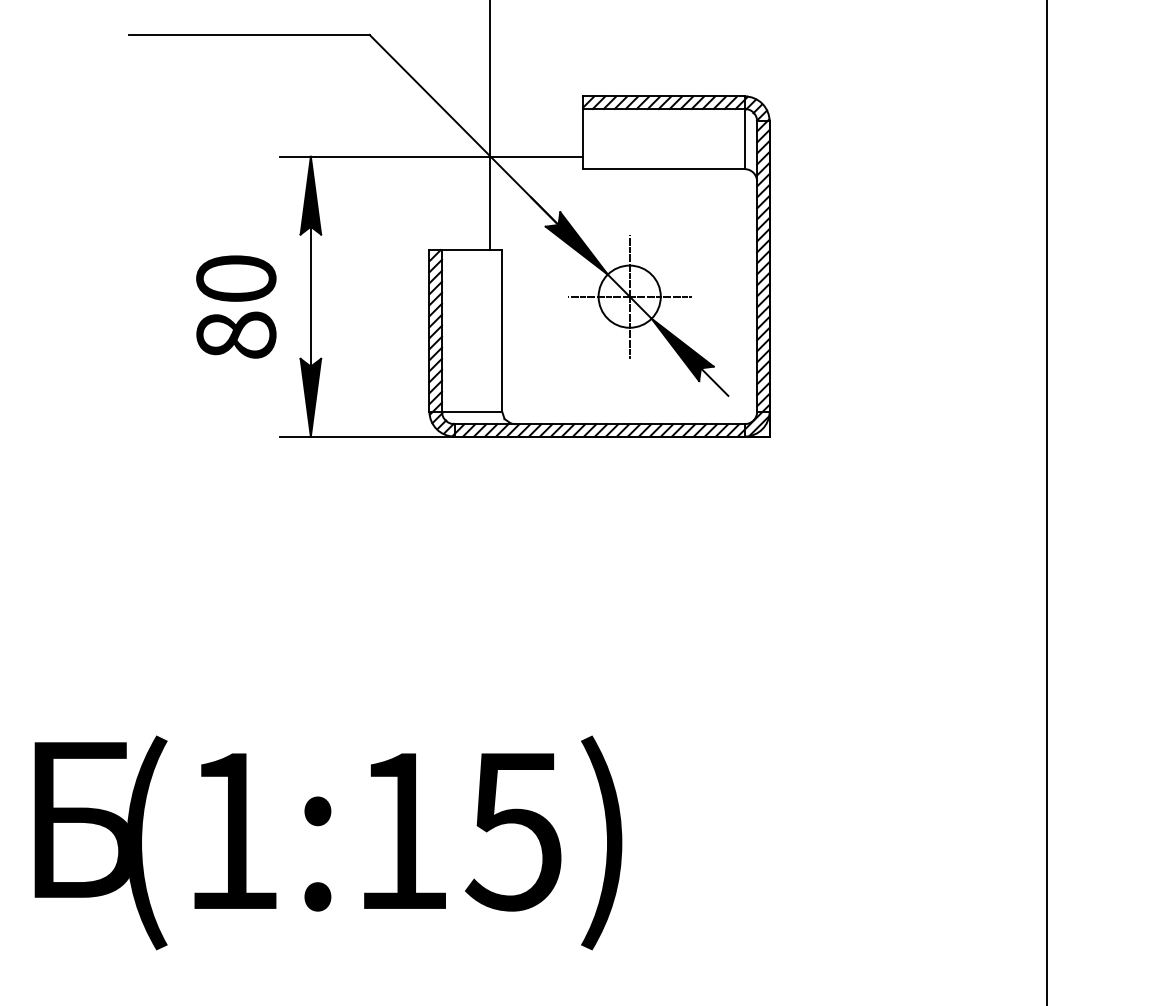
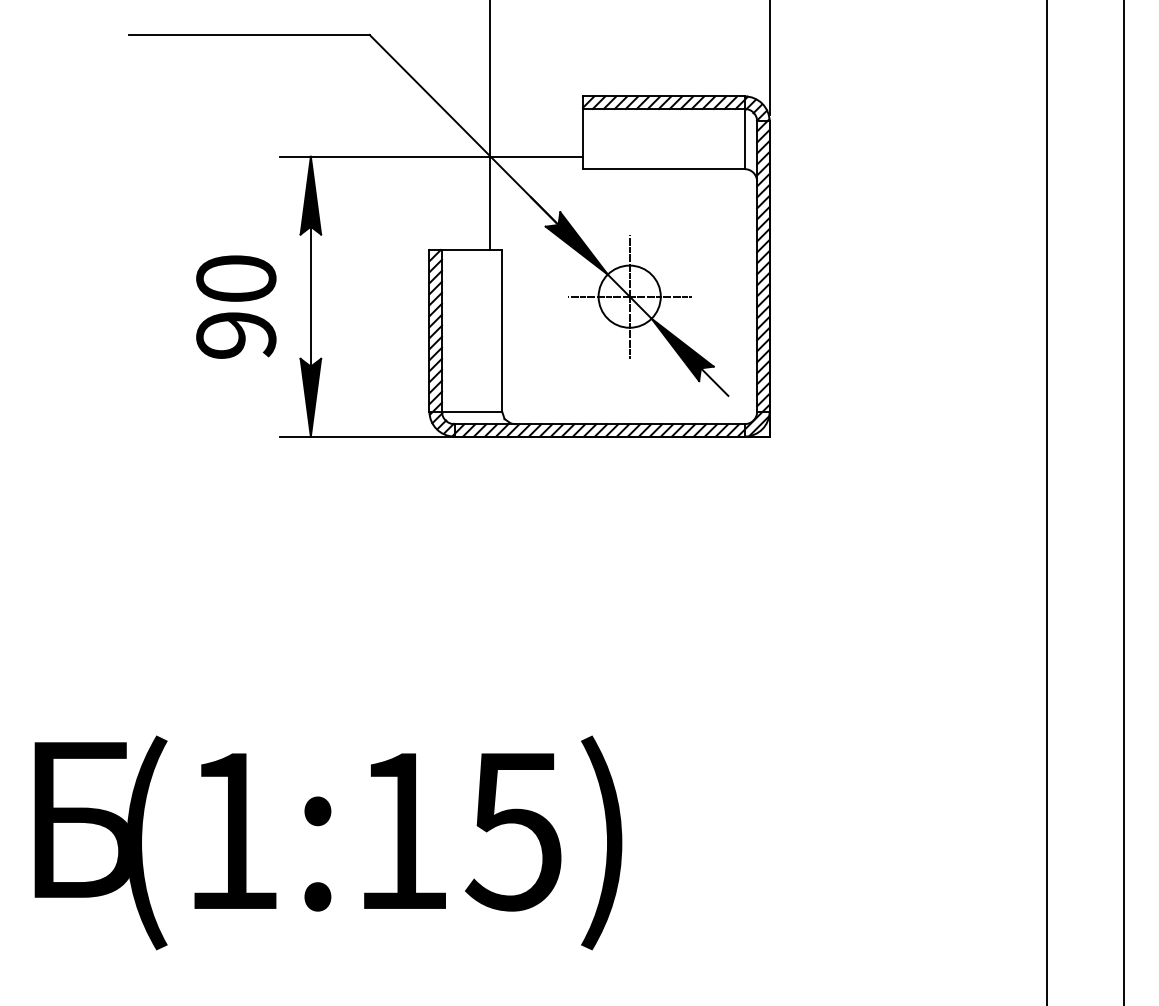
line: none -> present (769, 58)
text: 80 -> 90 (236, 334)
line: none -> present (1124, 502)
